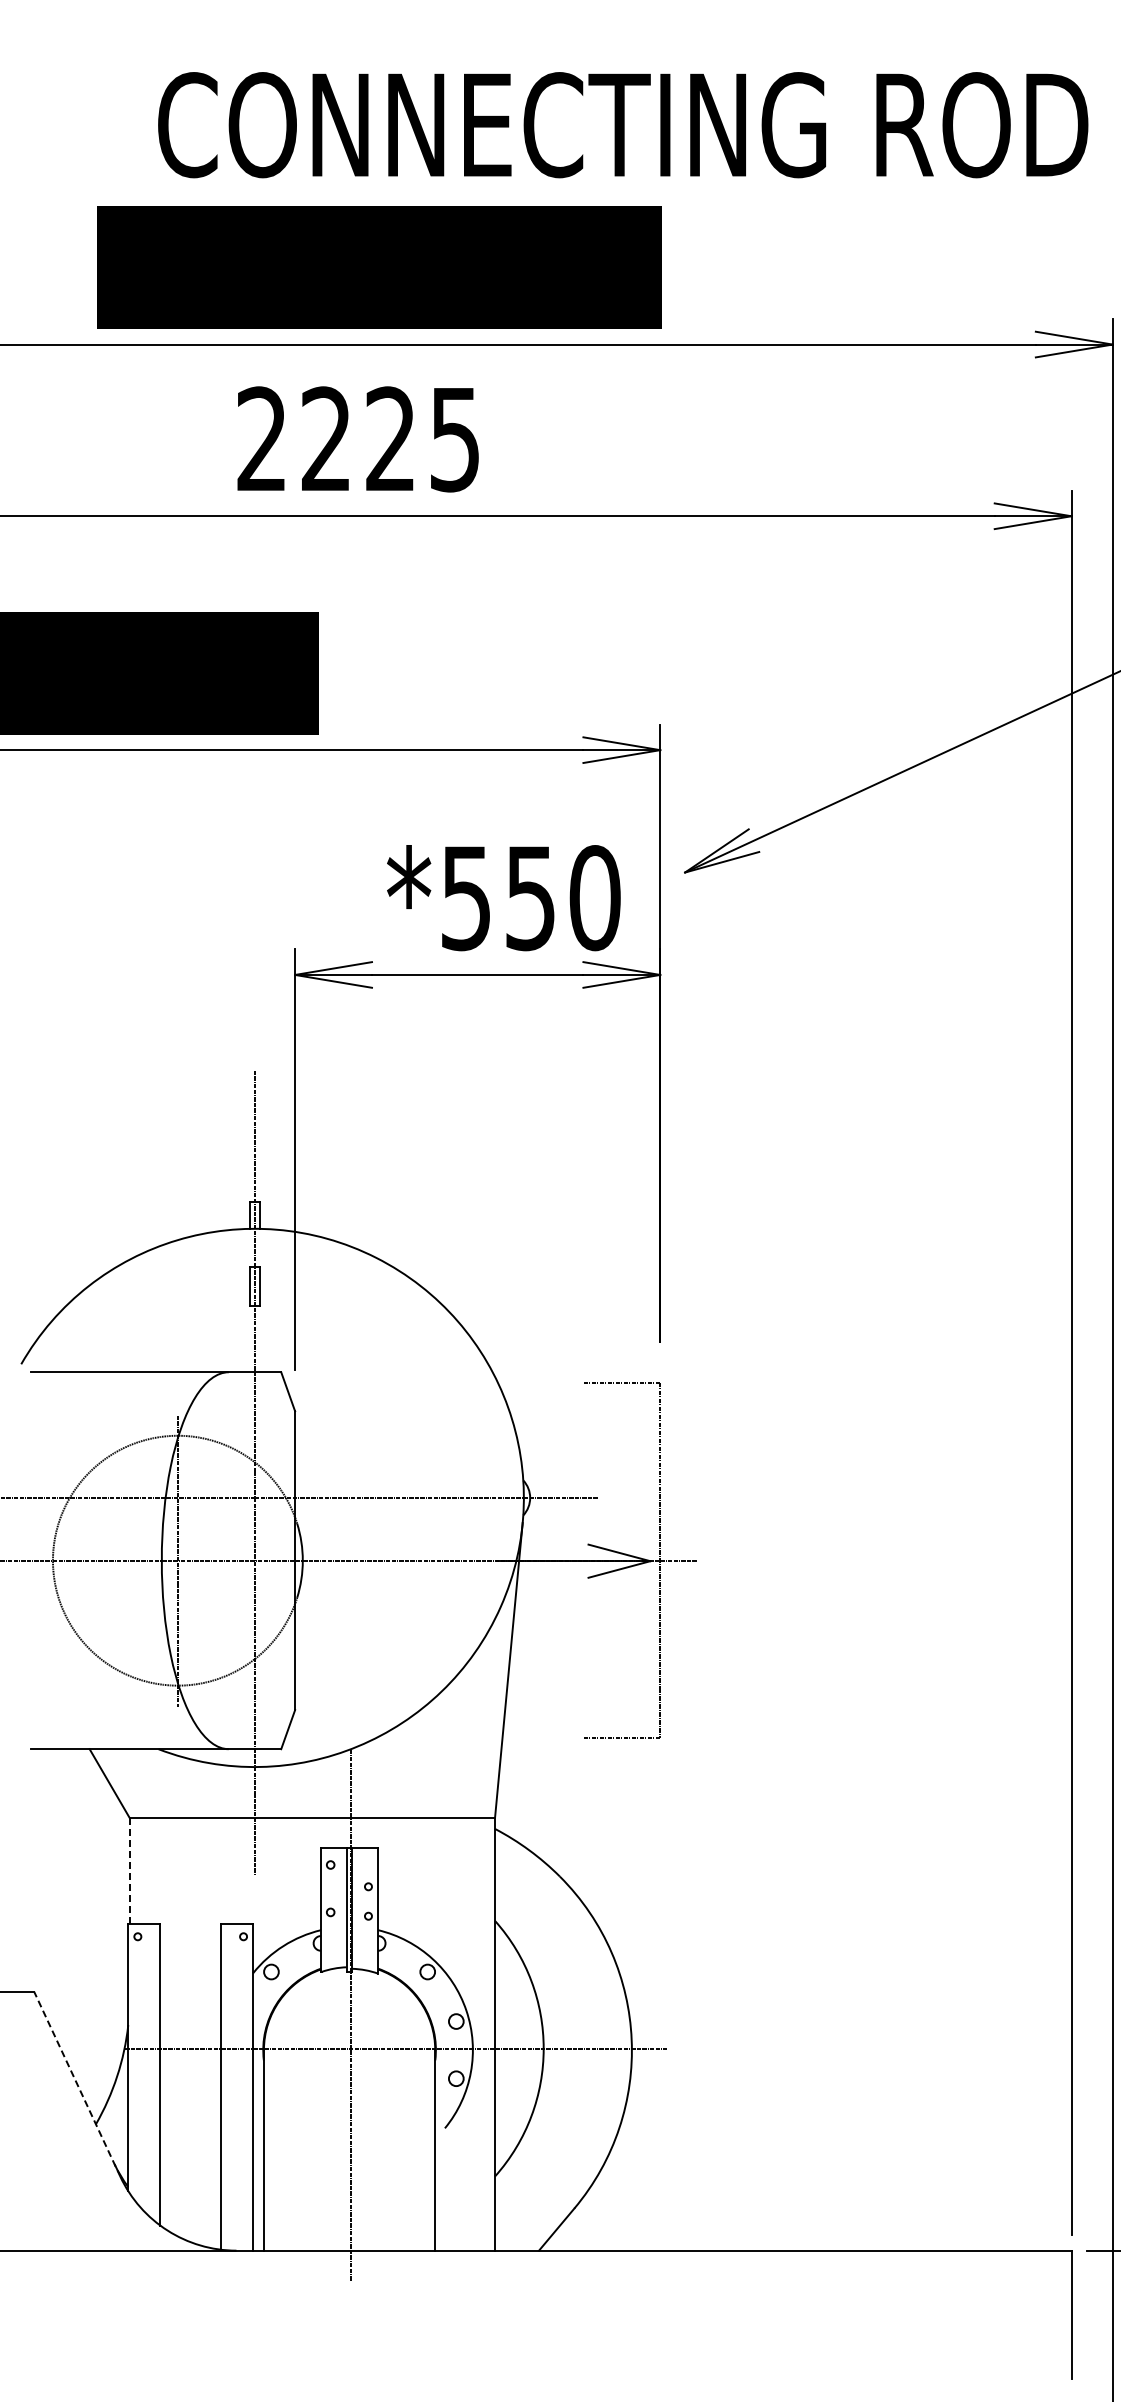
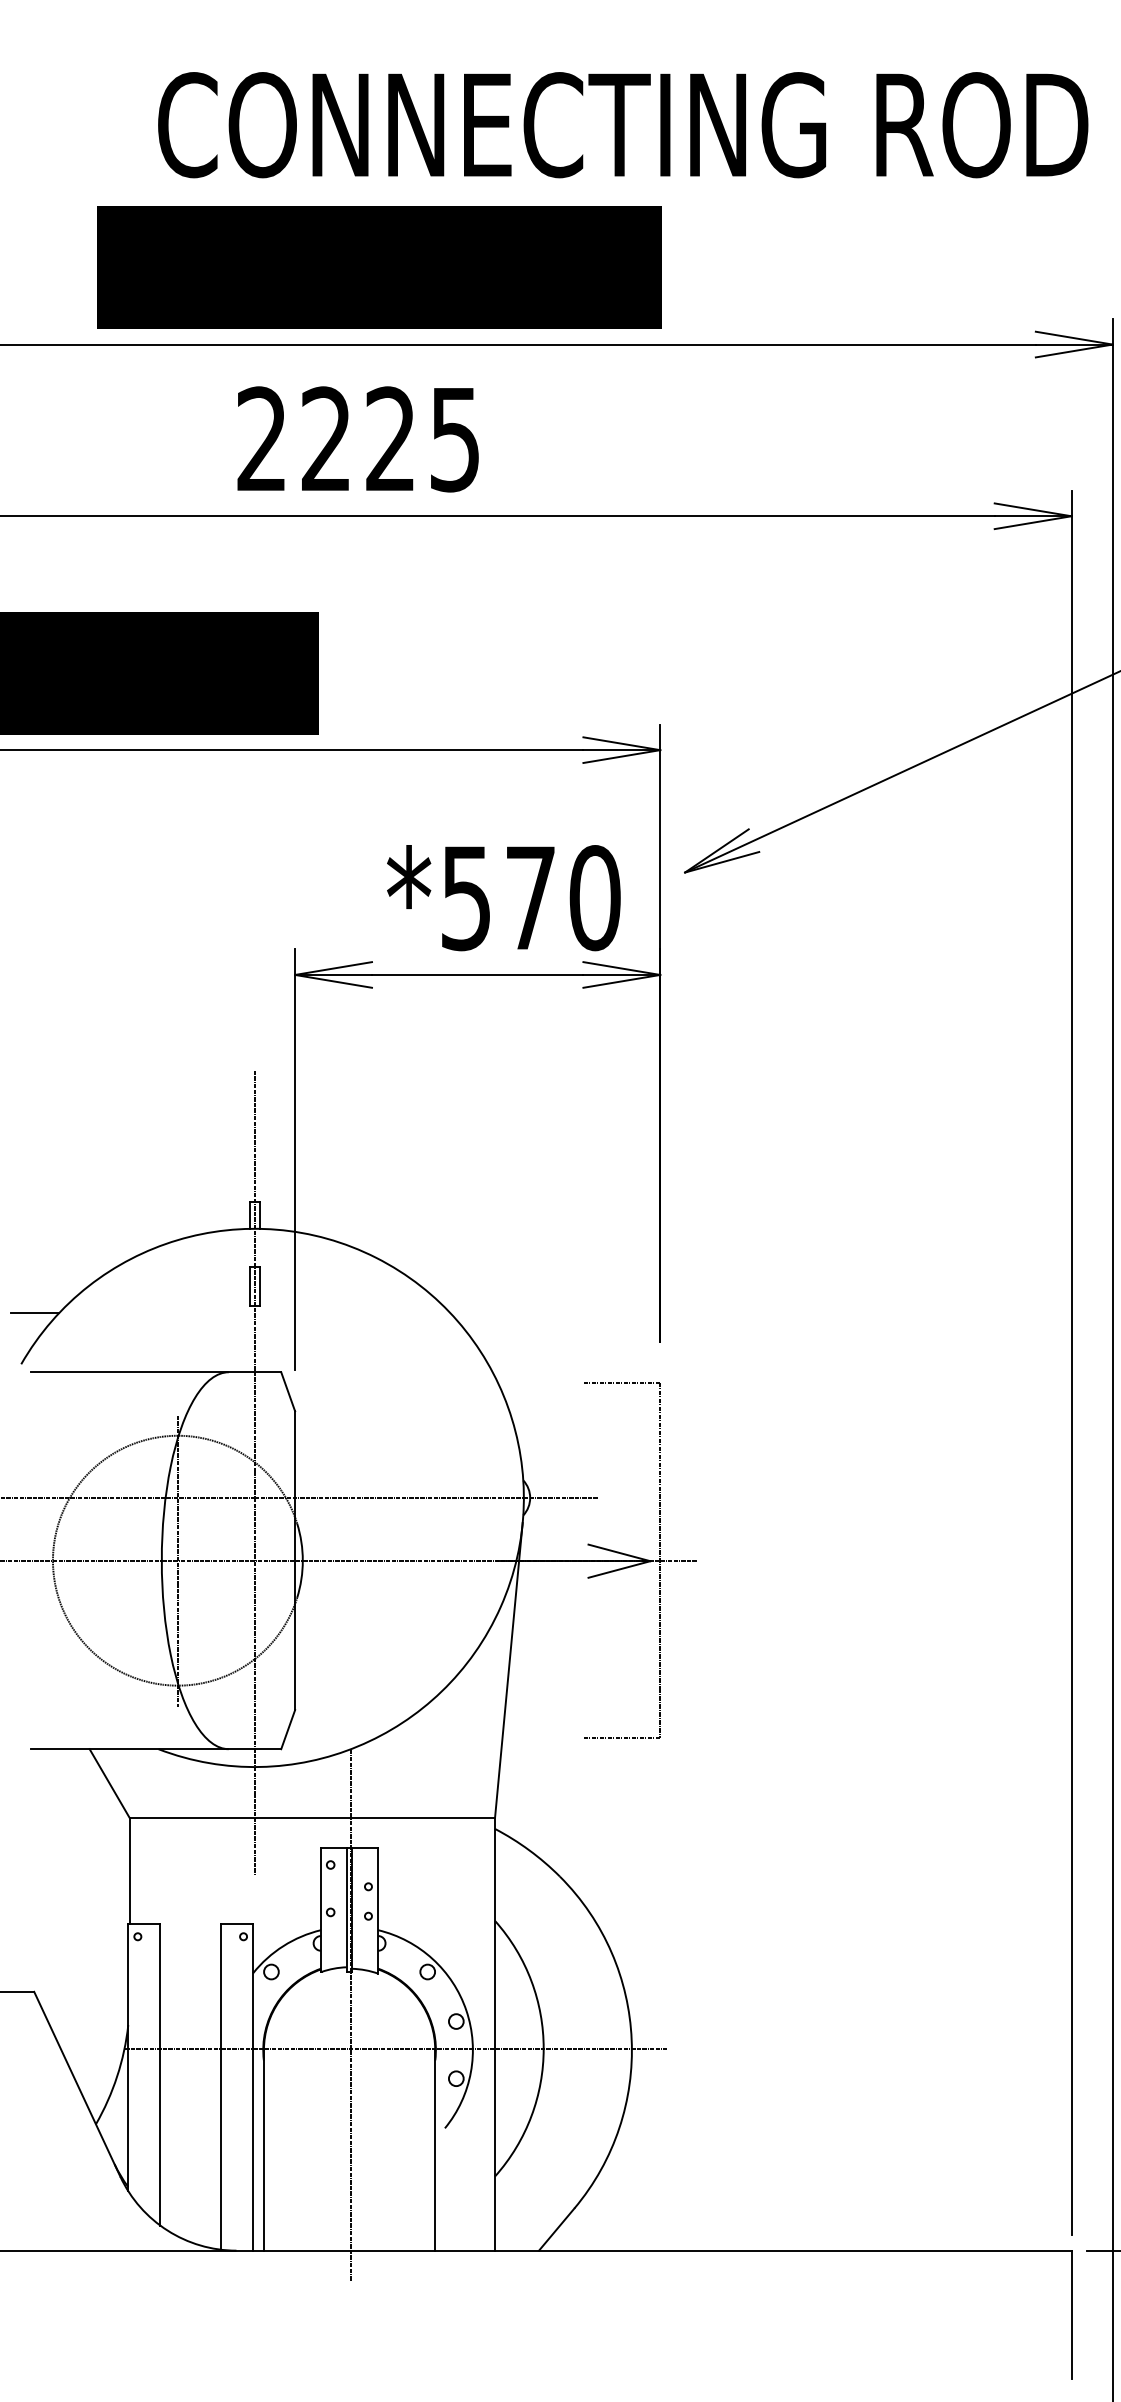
text: *550 -> *570 (530, 898)
line: none -> present (34, 1313)
line: dashed -> solid (129, 1871)
line: dashed -> solid (77, 2084)
